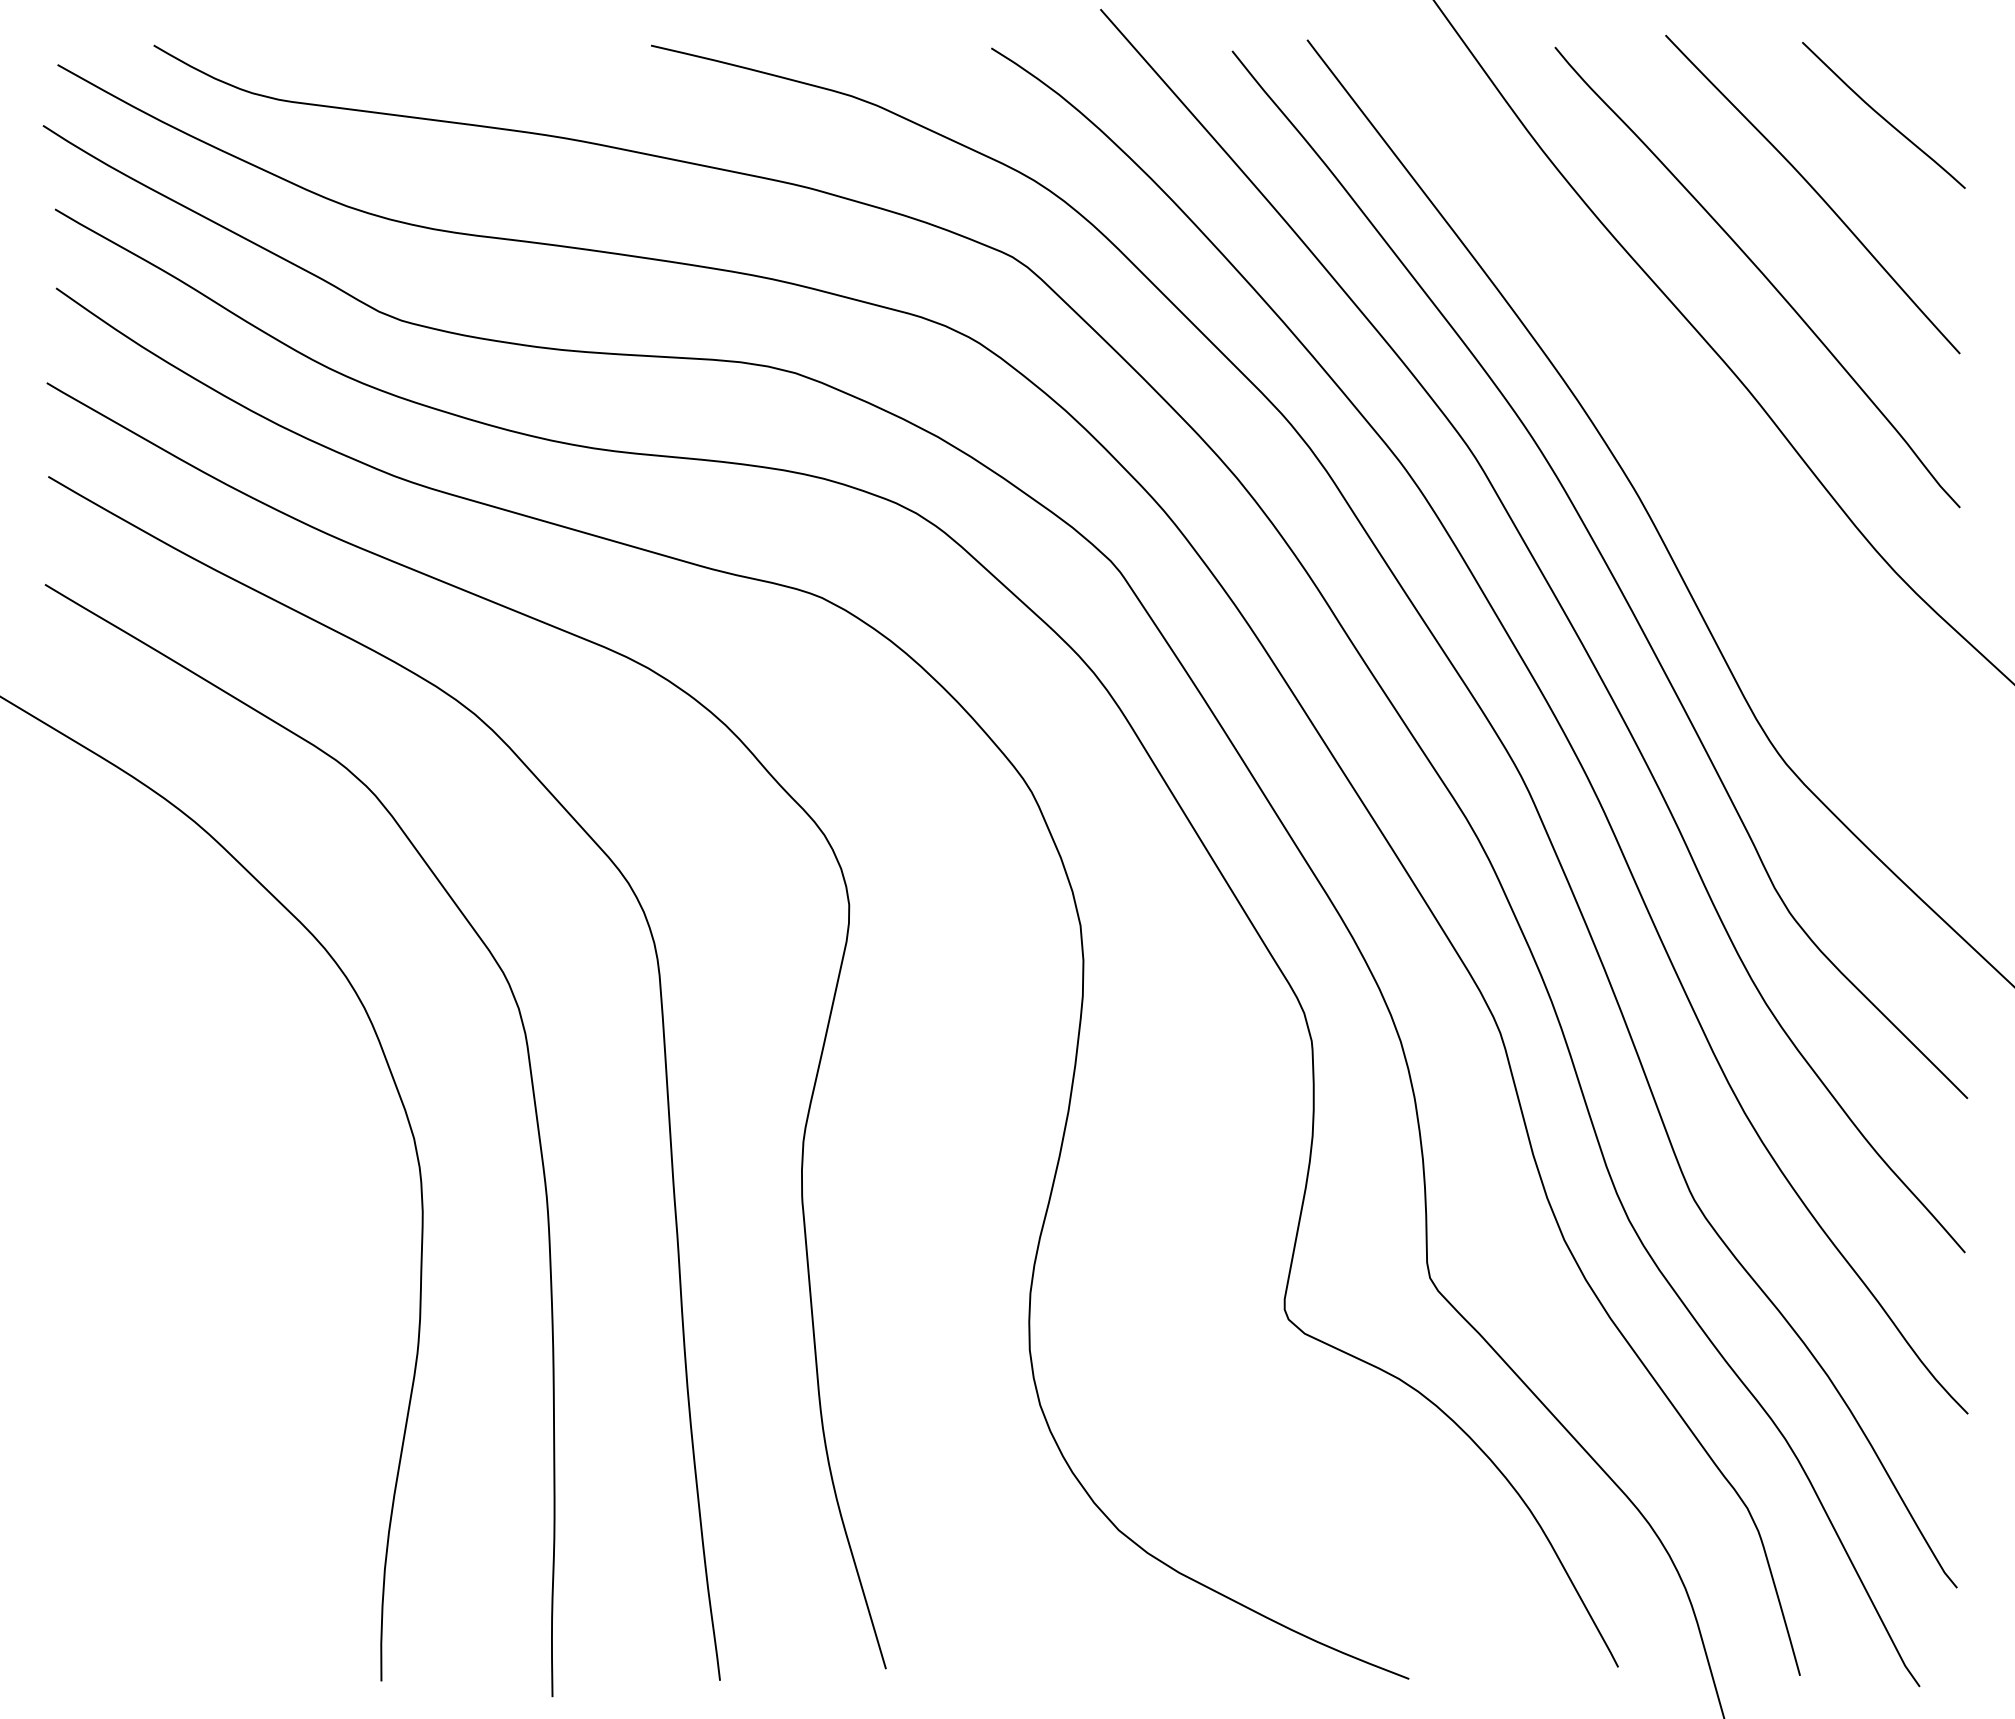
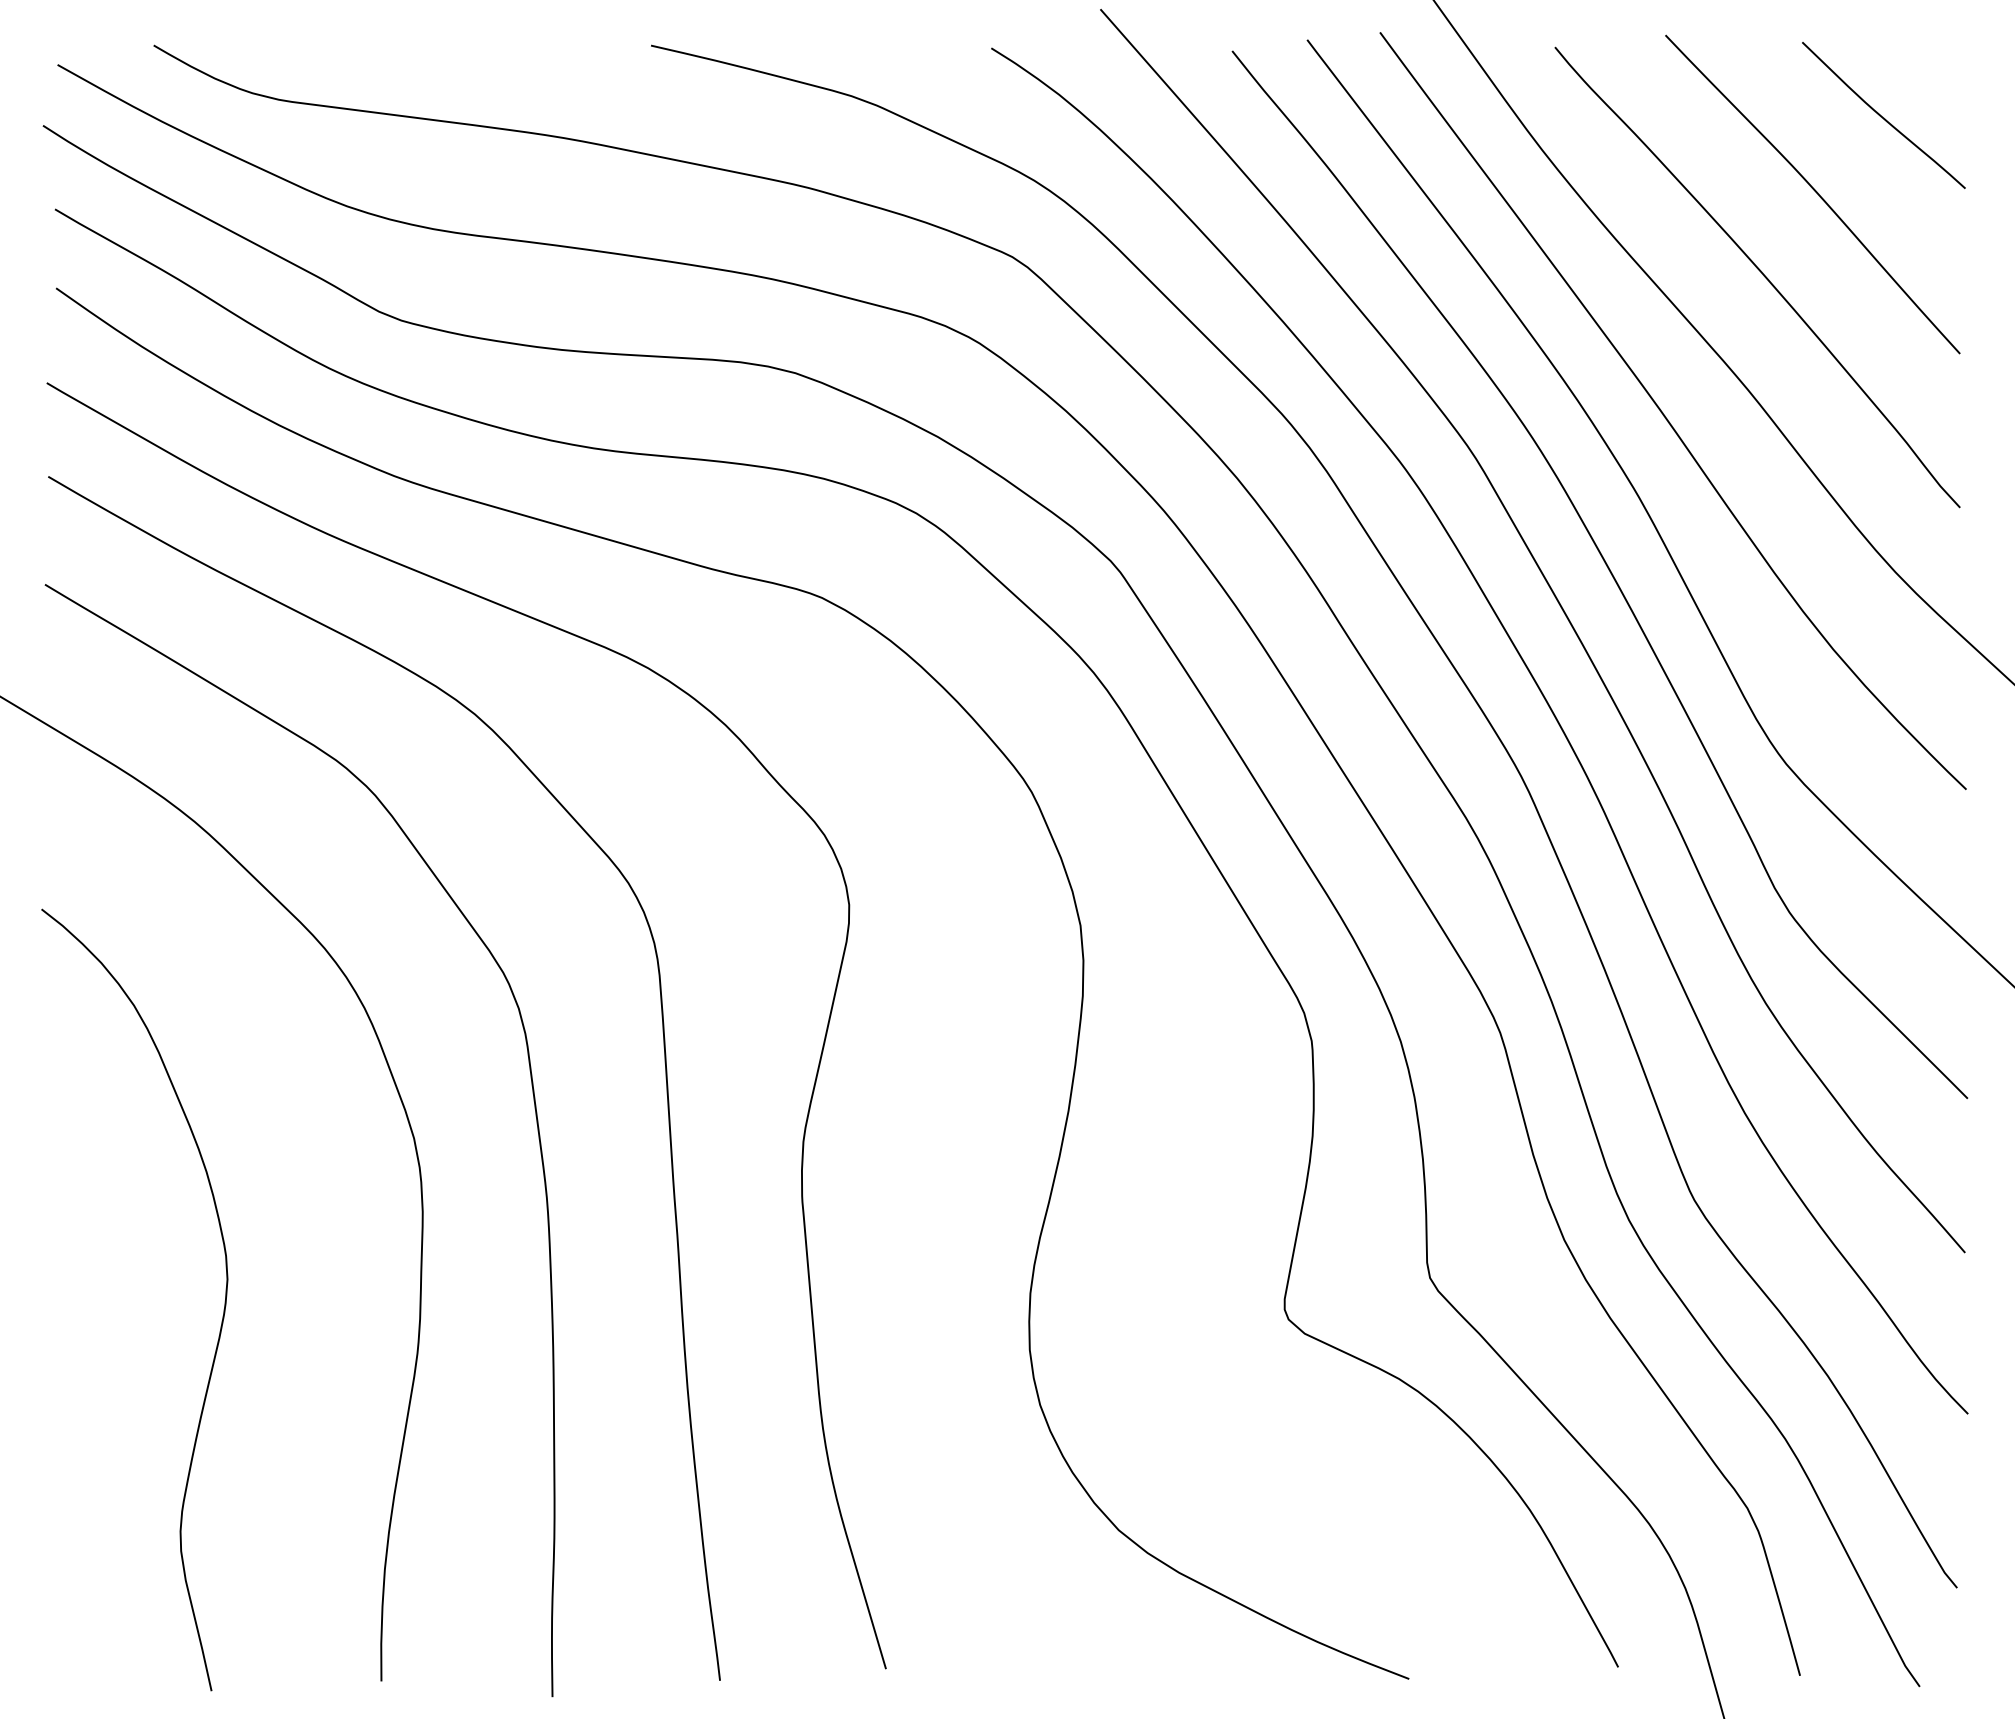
curve: none -> present (1665, 415)
curve: none -> present (223, 1309)
